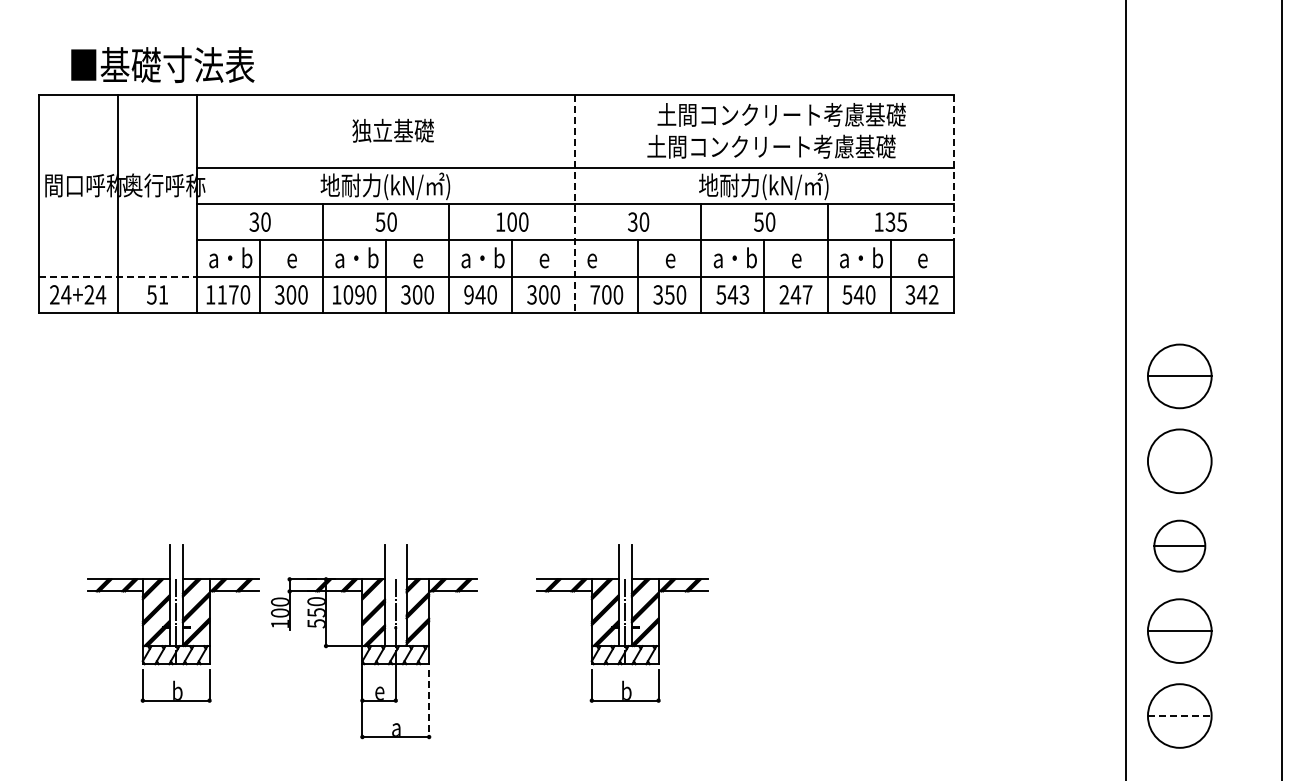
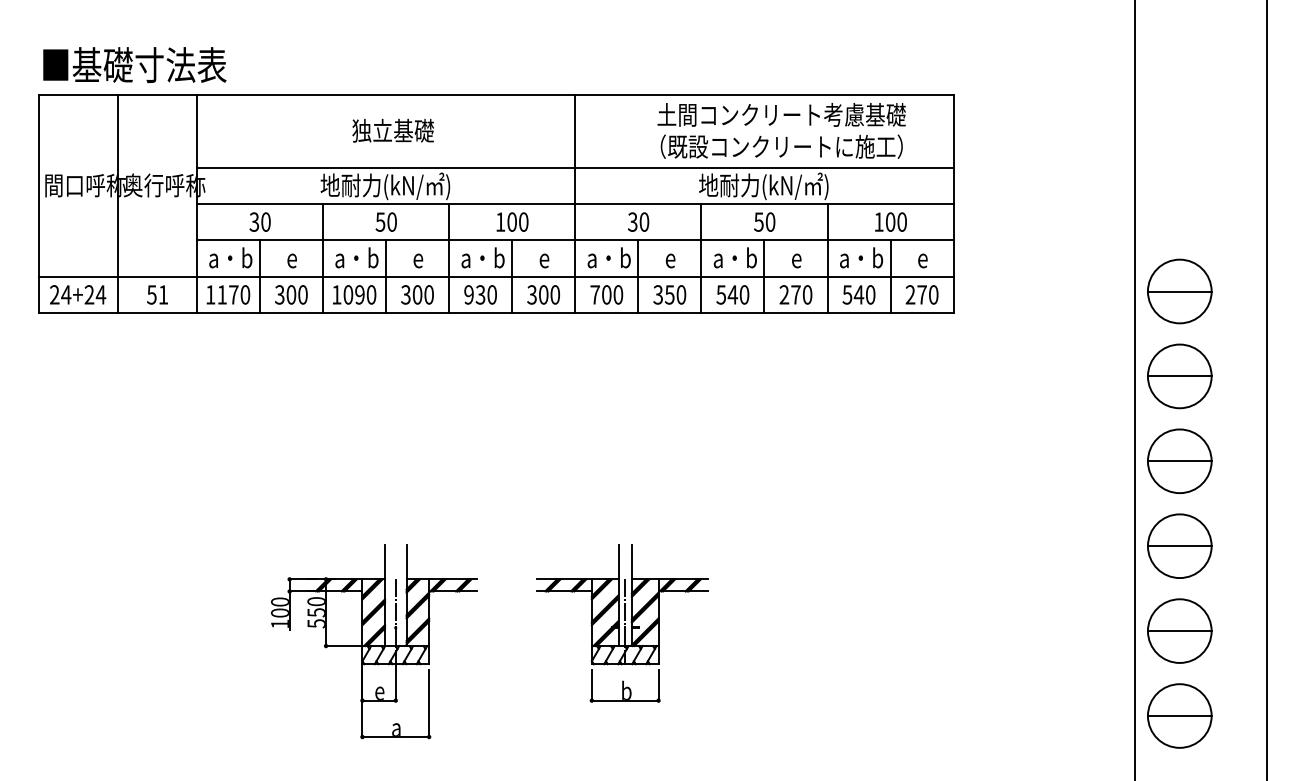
text position: (162, 65) -> (134, 65) (134, 65)
text: 土間コンクリート考慮基礎 -> （既設コンクリートに施工） (774, 146)
line: dashed -> solid (953, 167)
line: dashed -> solid (575, 204)
text: 135 -> 100 (895, 221)
text: e -> a・b (608, 257)
line: dashed -> solid (118, 276)
part: none -> present (1179, 291)
text: 940 -> 930 (480, 294)
text: 543 -> 540 (744, 294)
text: 247 -> 270 (801, 294)
text: 342 -> 270 (921, 294)
line position: (1126, 389) -> (1135, 389) (1135, 389)
line position: (1281, 389) -> (1266, 389) (1266, 389)
line: none -> present (1179, 461)
part size: 54x54 px -> 66x66 px (1179, 545)
part: present -> none (173, 623)
line: dashed -> solid (429, 704)
line: dashed -> solid (1179, 716)
